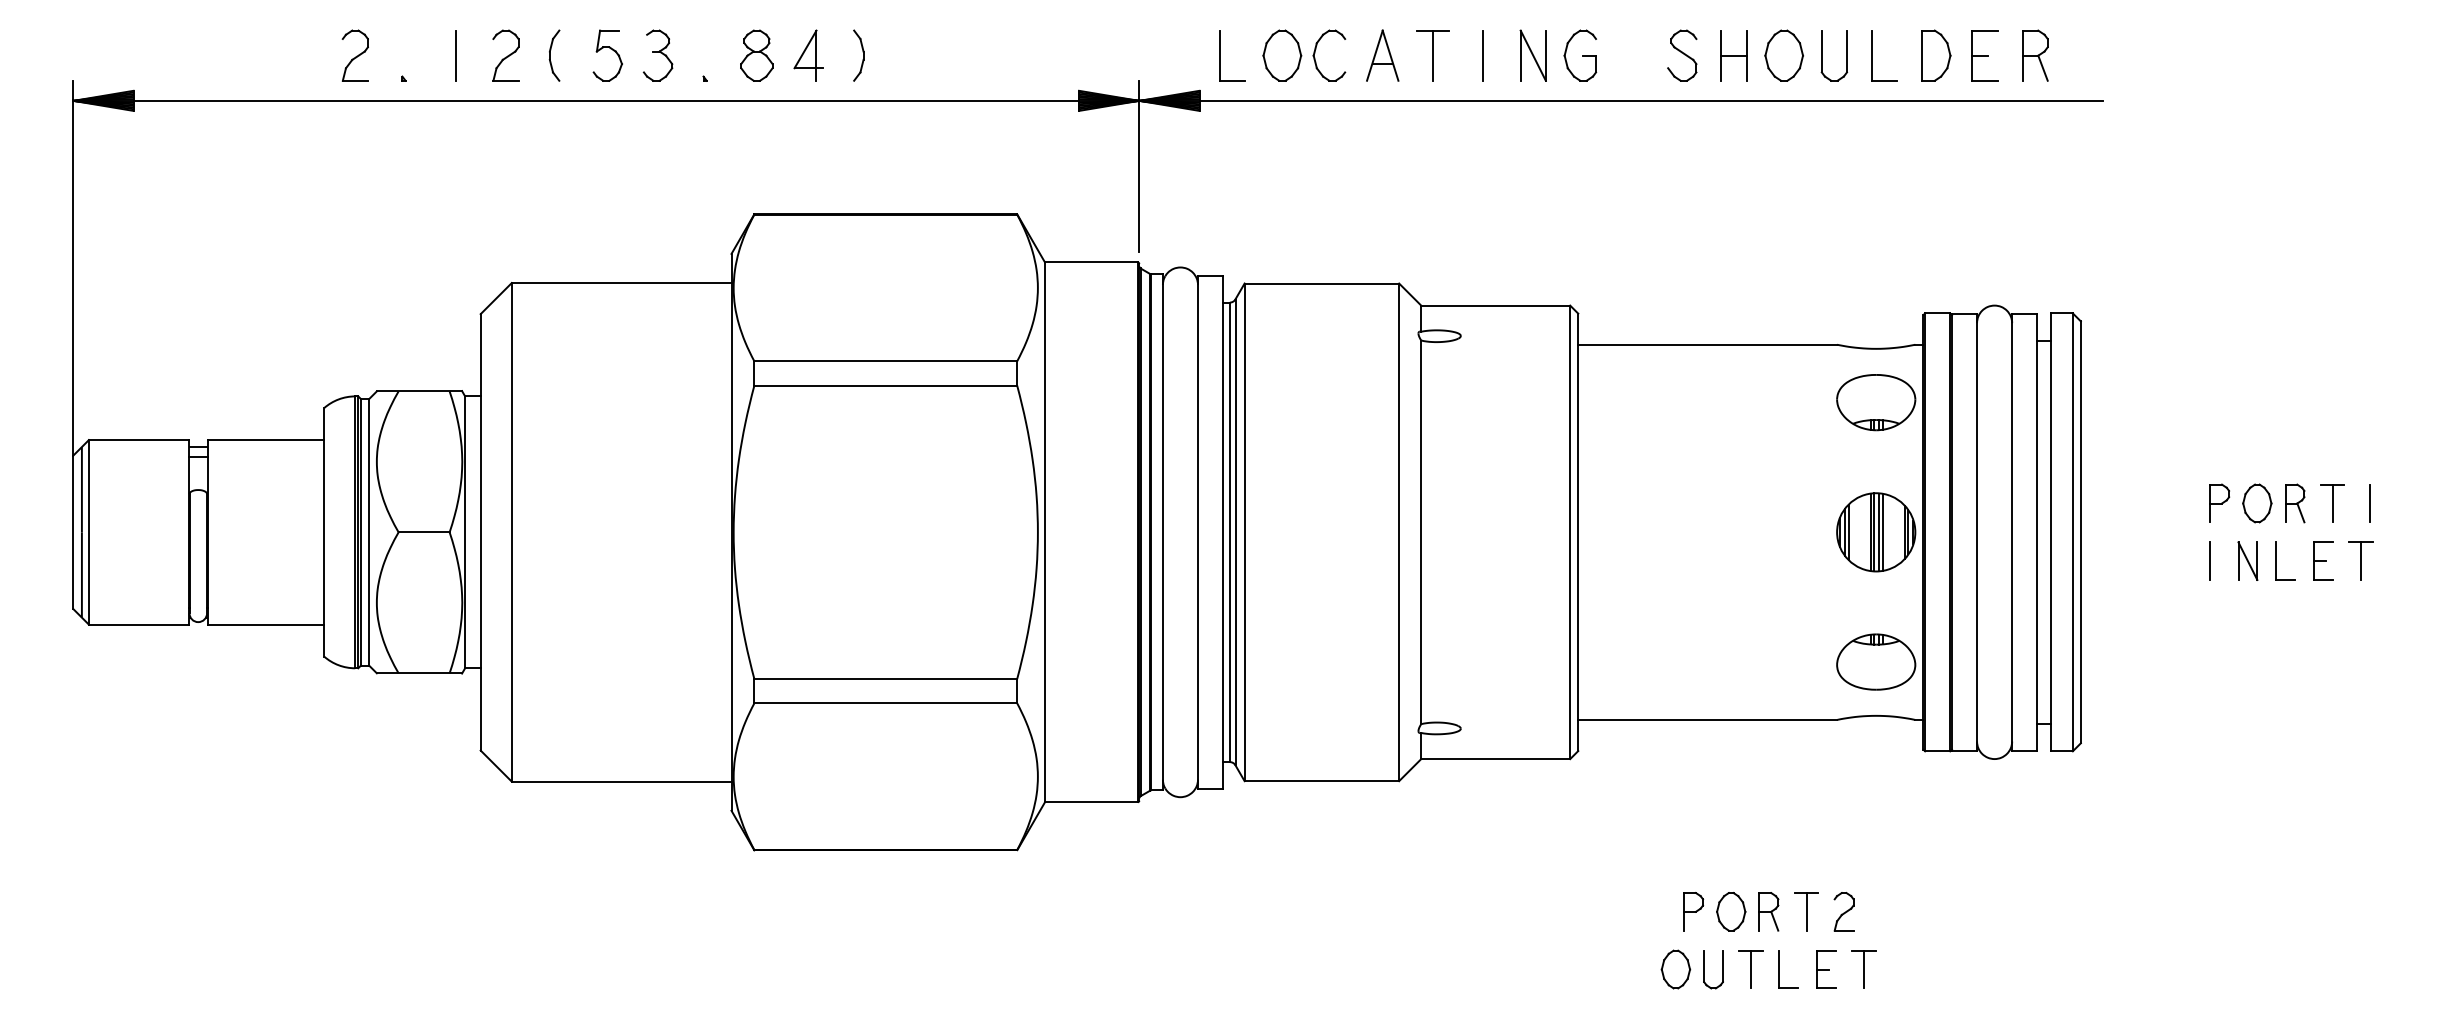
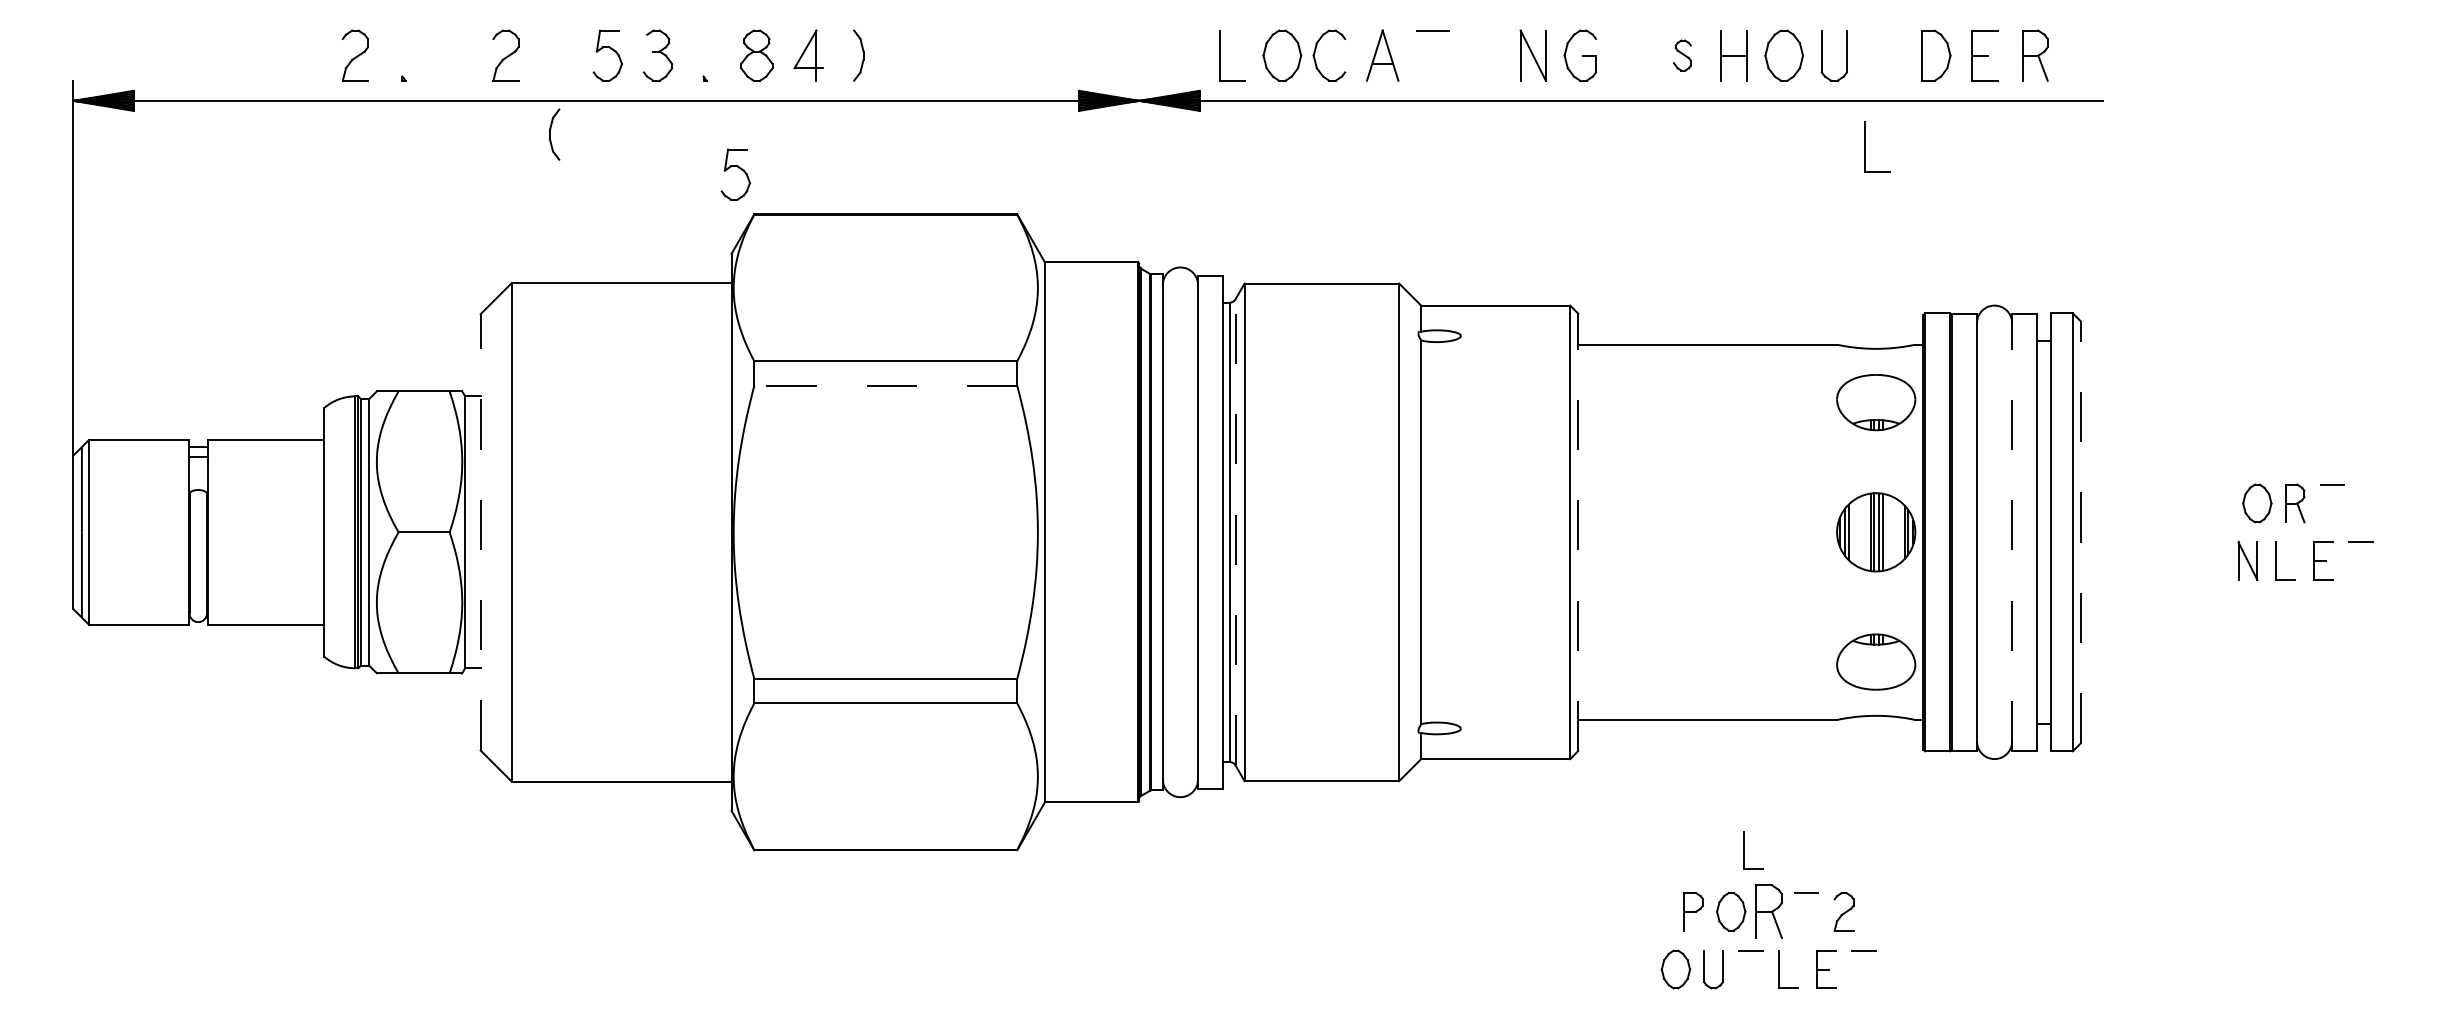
line: present -> none (455, 55)
part position: (554, 55) -> (554, 134) (554, 134)
line: present -> none (1432, 55)
line: present -> none (1483, 55)
part size: 31x53 px -> 19x33 px (1682, 55)
part position: (1872, 55) -> (1865, 146) (1865, 146)
line: present -> none (1139, 166)
part: none -> present (738, 168)
line: solid -> dashed (885, 385)
part: present -> none (2219, 502)
line: present -> none (2332, 503)
line: present -> none (2370, 503)
line: solid -> dashed (480, 531)
line: solid -> dashed (1235, 531)
line: solid -> dashed (1578, 532)
line: solid -> dashed (2012, 532)
line: solid -> dashed (2080, 532)
line: present -> none (2210, 561)
line: present -> none (2360, 561)
part: none -> present (1744, 850)
part size: 22x40 px -> 28x56 px (1768, 911)
line: present -> none (1806, 911)
line: present -> none (1751, 969)
line: present -> none (1864, 969)
